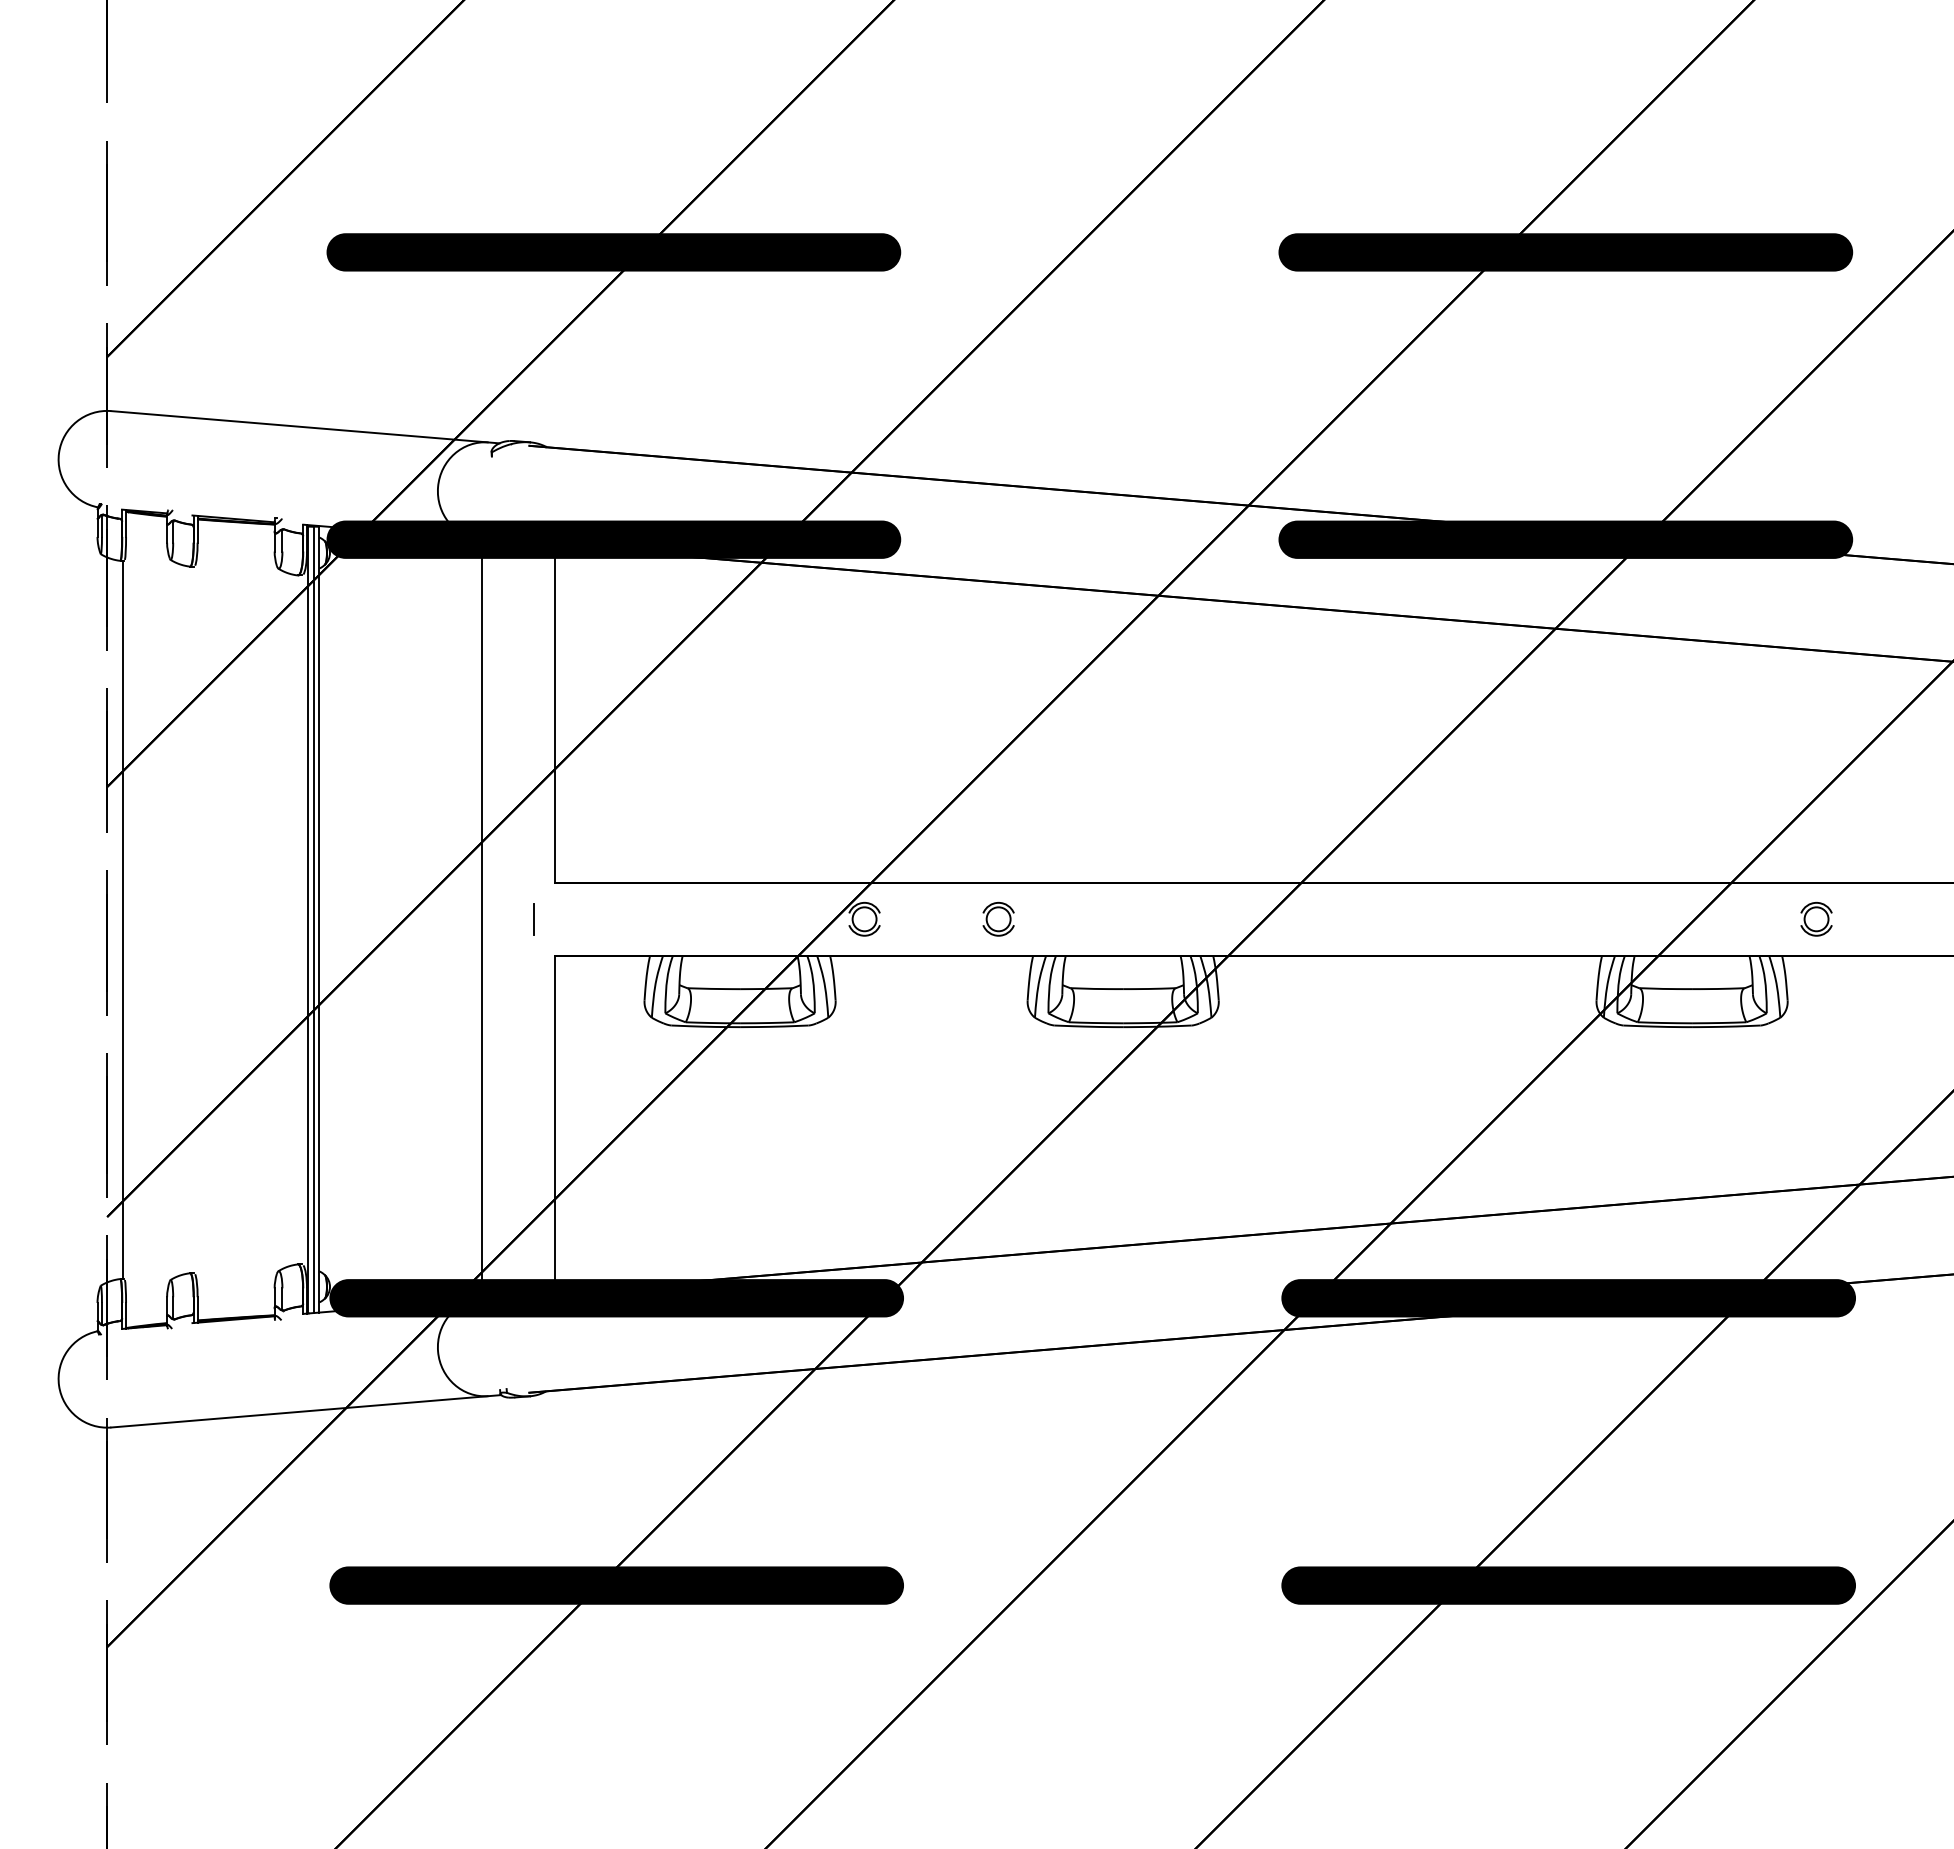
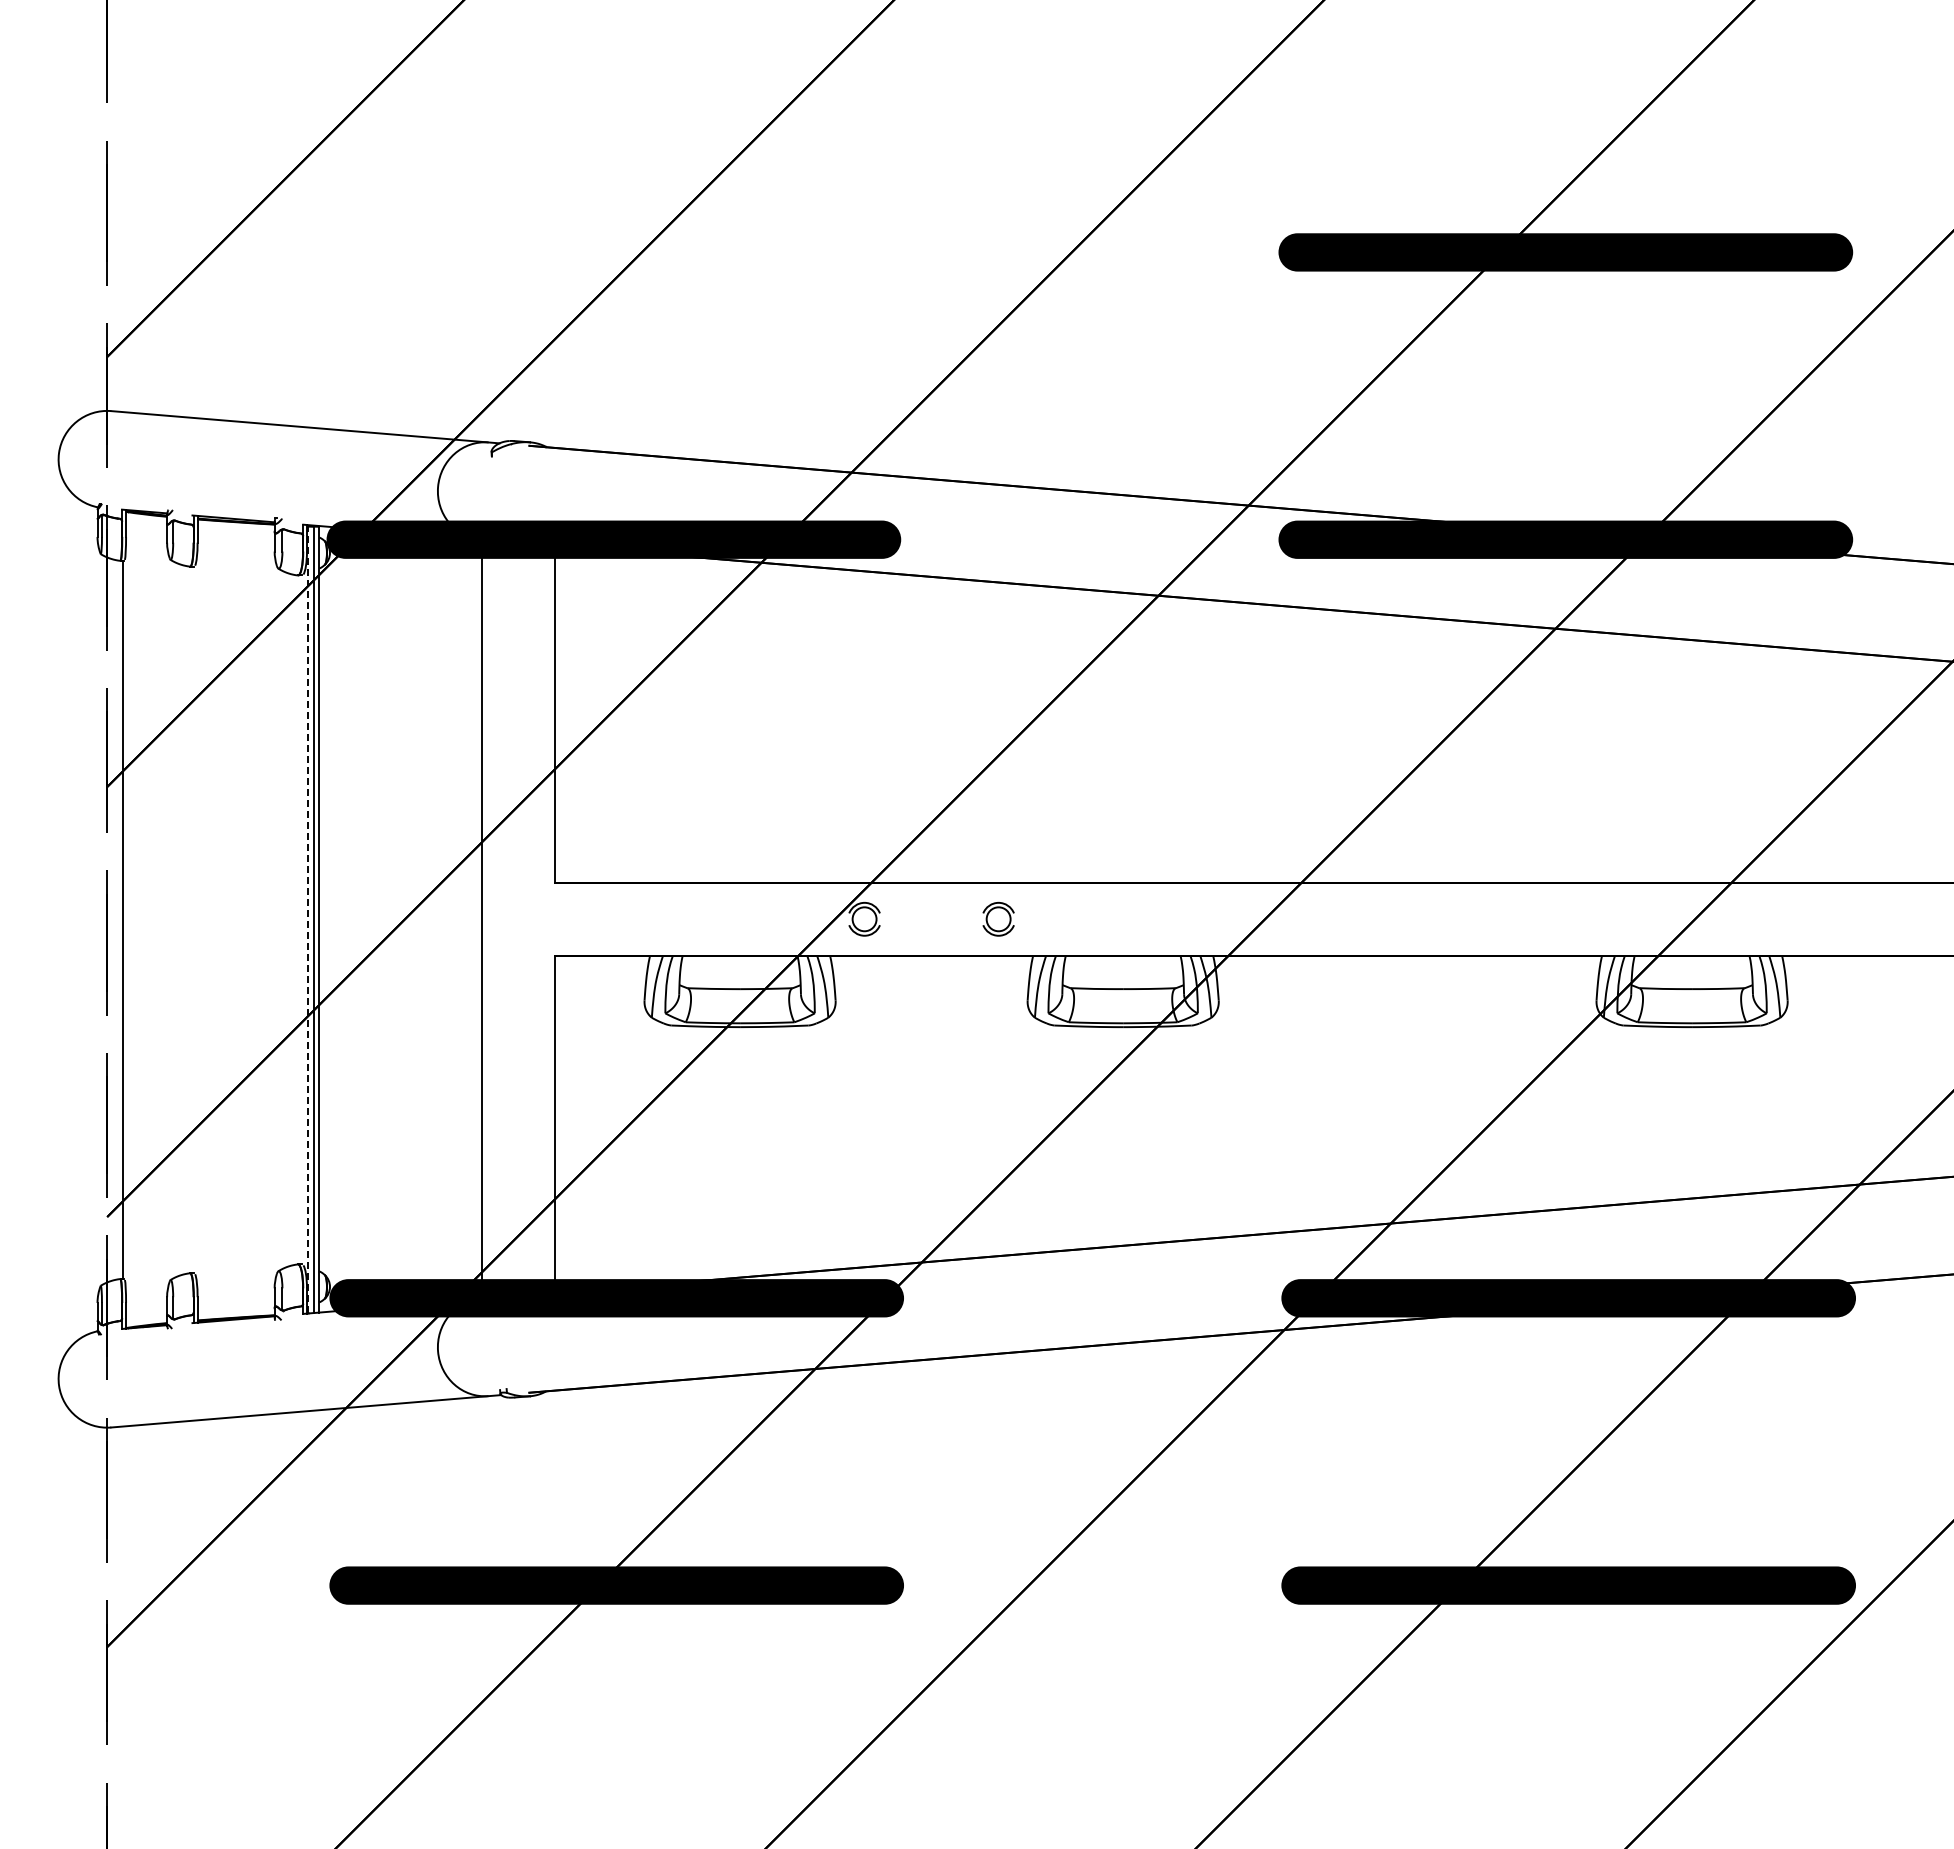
fill: present -> none (613, 252)
line: present -> none (533, 918)
line: solid -> dashed (308, 919)
part: present -> none (1816, 919)
